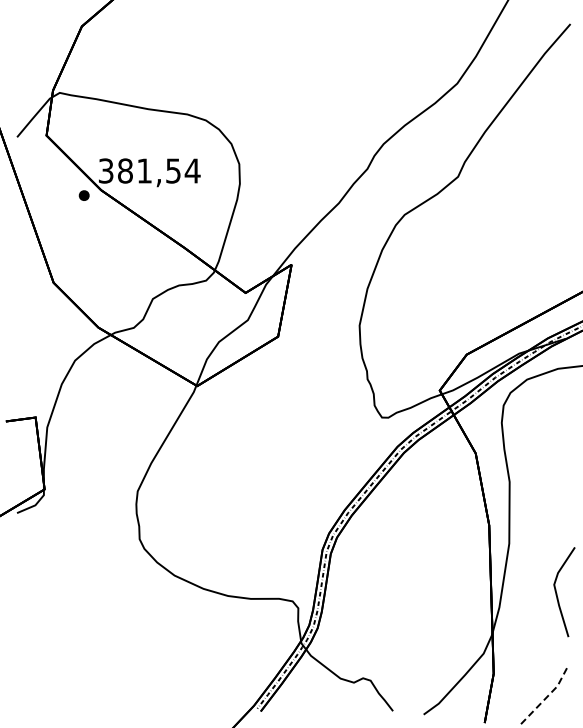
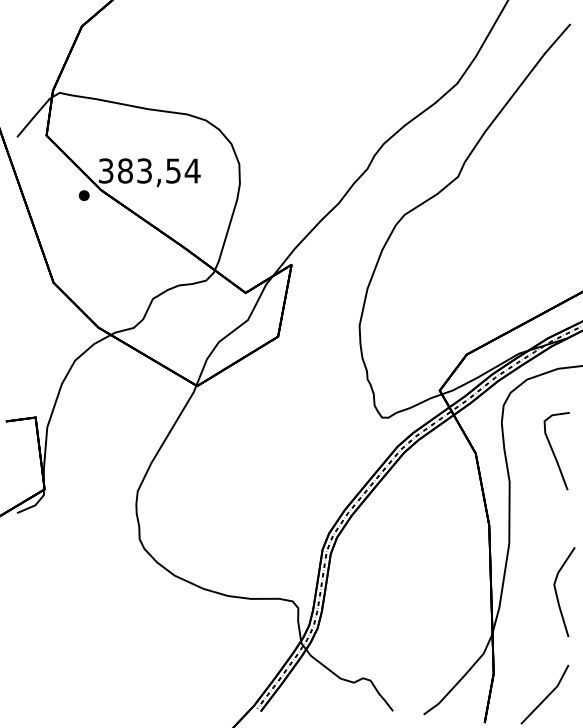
text: 381,54 -> 383,54 (144, 170)
curve: none -> present (554, 452)
line: dashed -> solid (547, 696)
